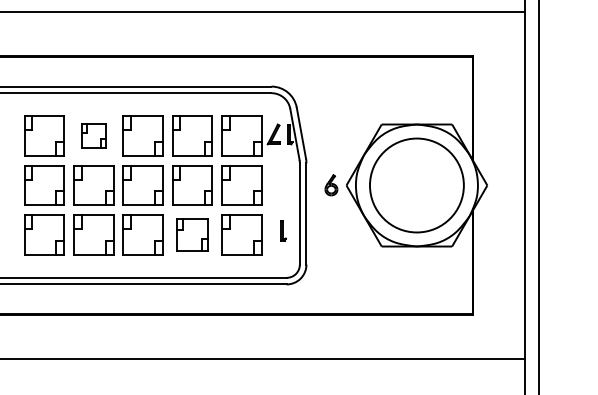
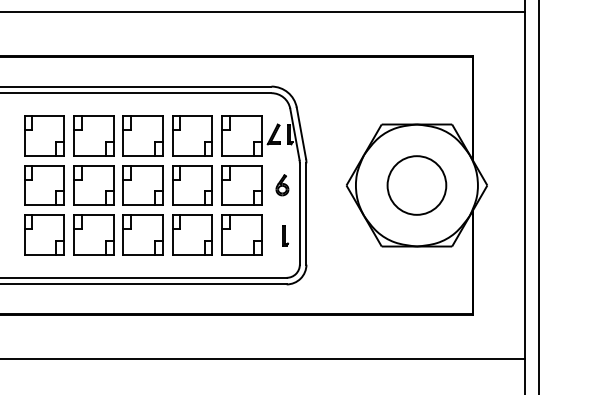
part size: 26x26 px -> 42x42 px (93, 135)
part position: (331, 185) -> (282, 185) (282, 185)
circle diameter: 94 px -> 59 px (416, 185)
part position: (283, 230) -> (285, 235) (285, 235)
part size: 33x34 px -> 41x42 px (192, 234)
